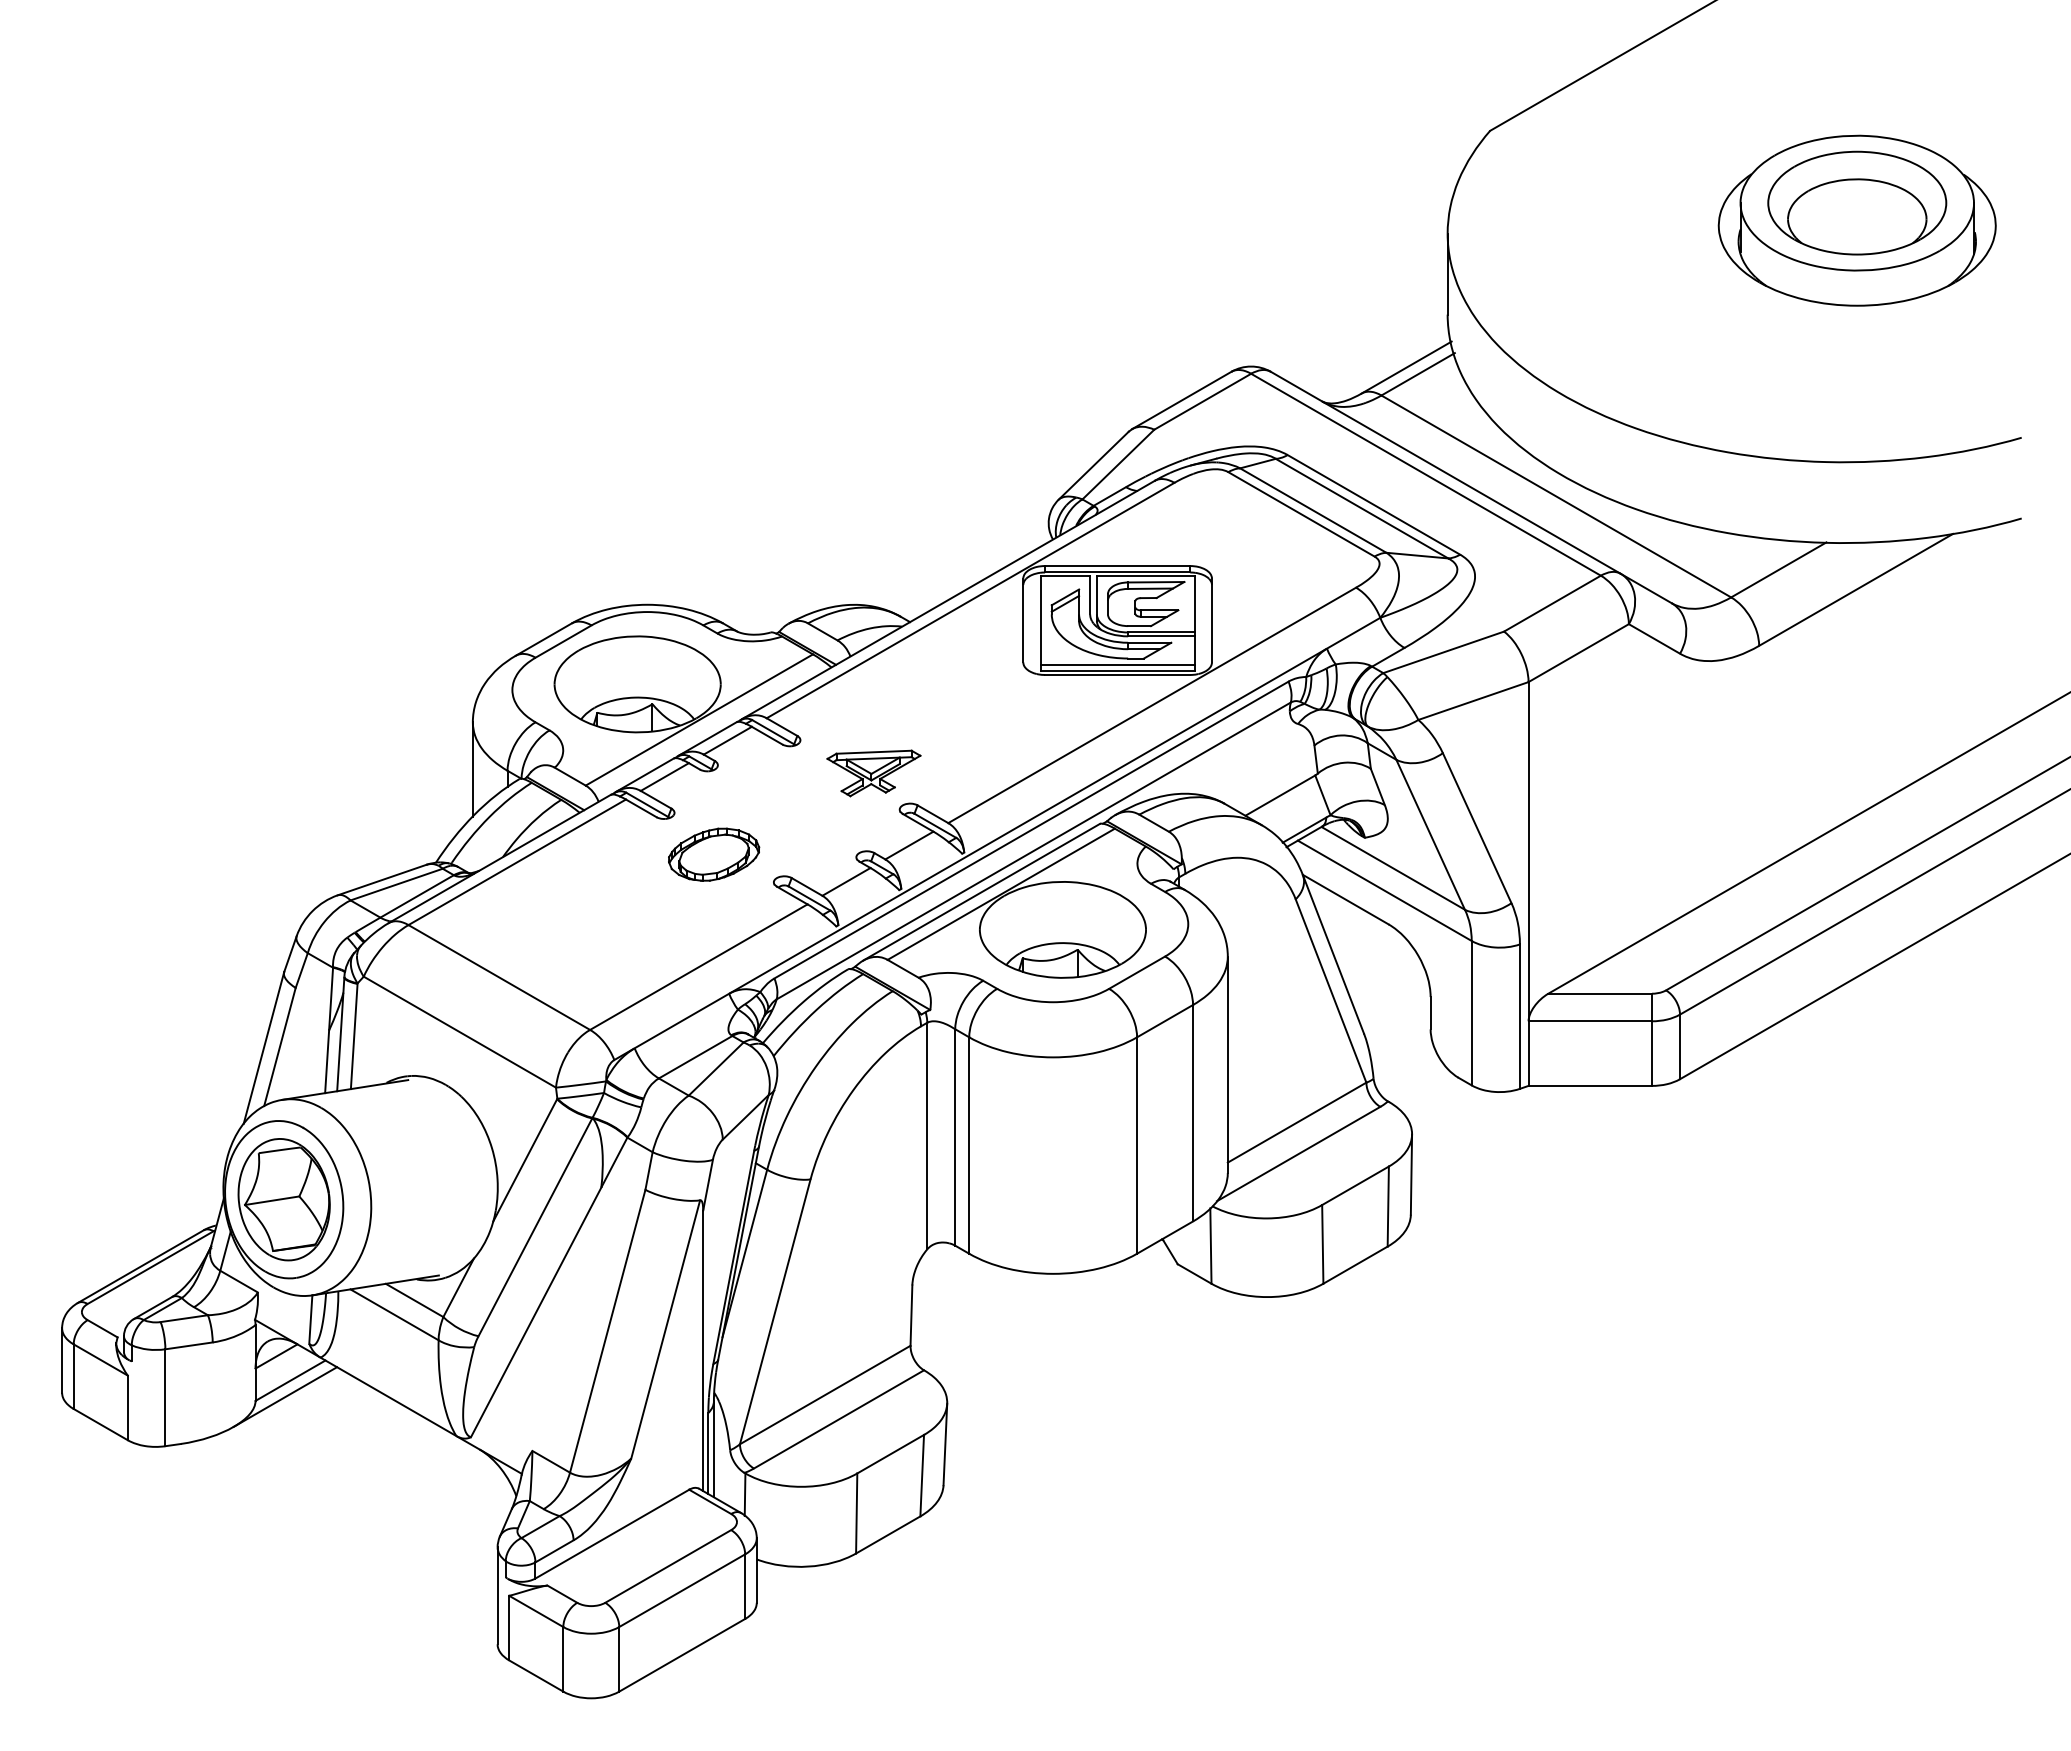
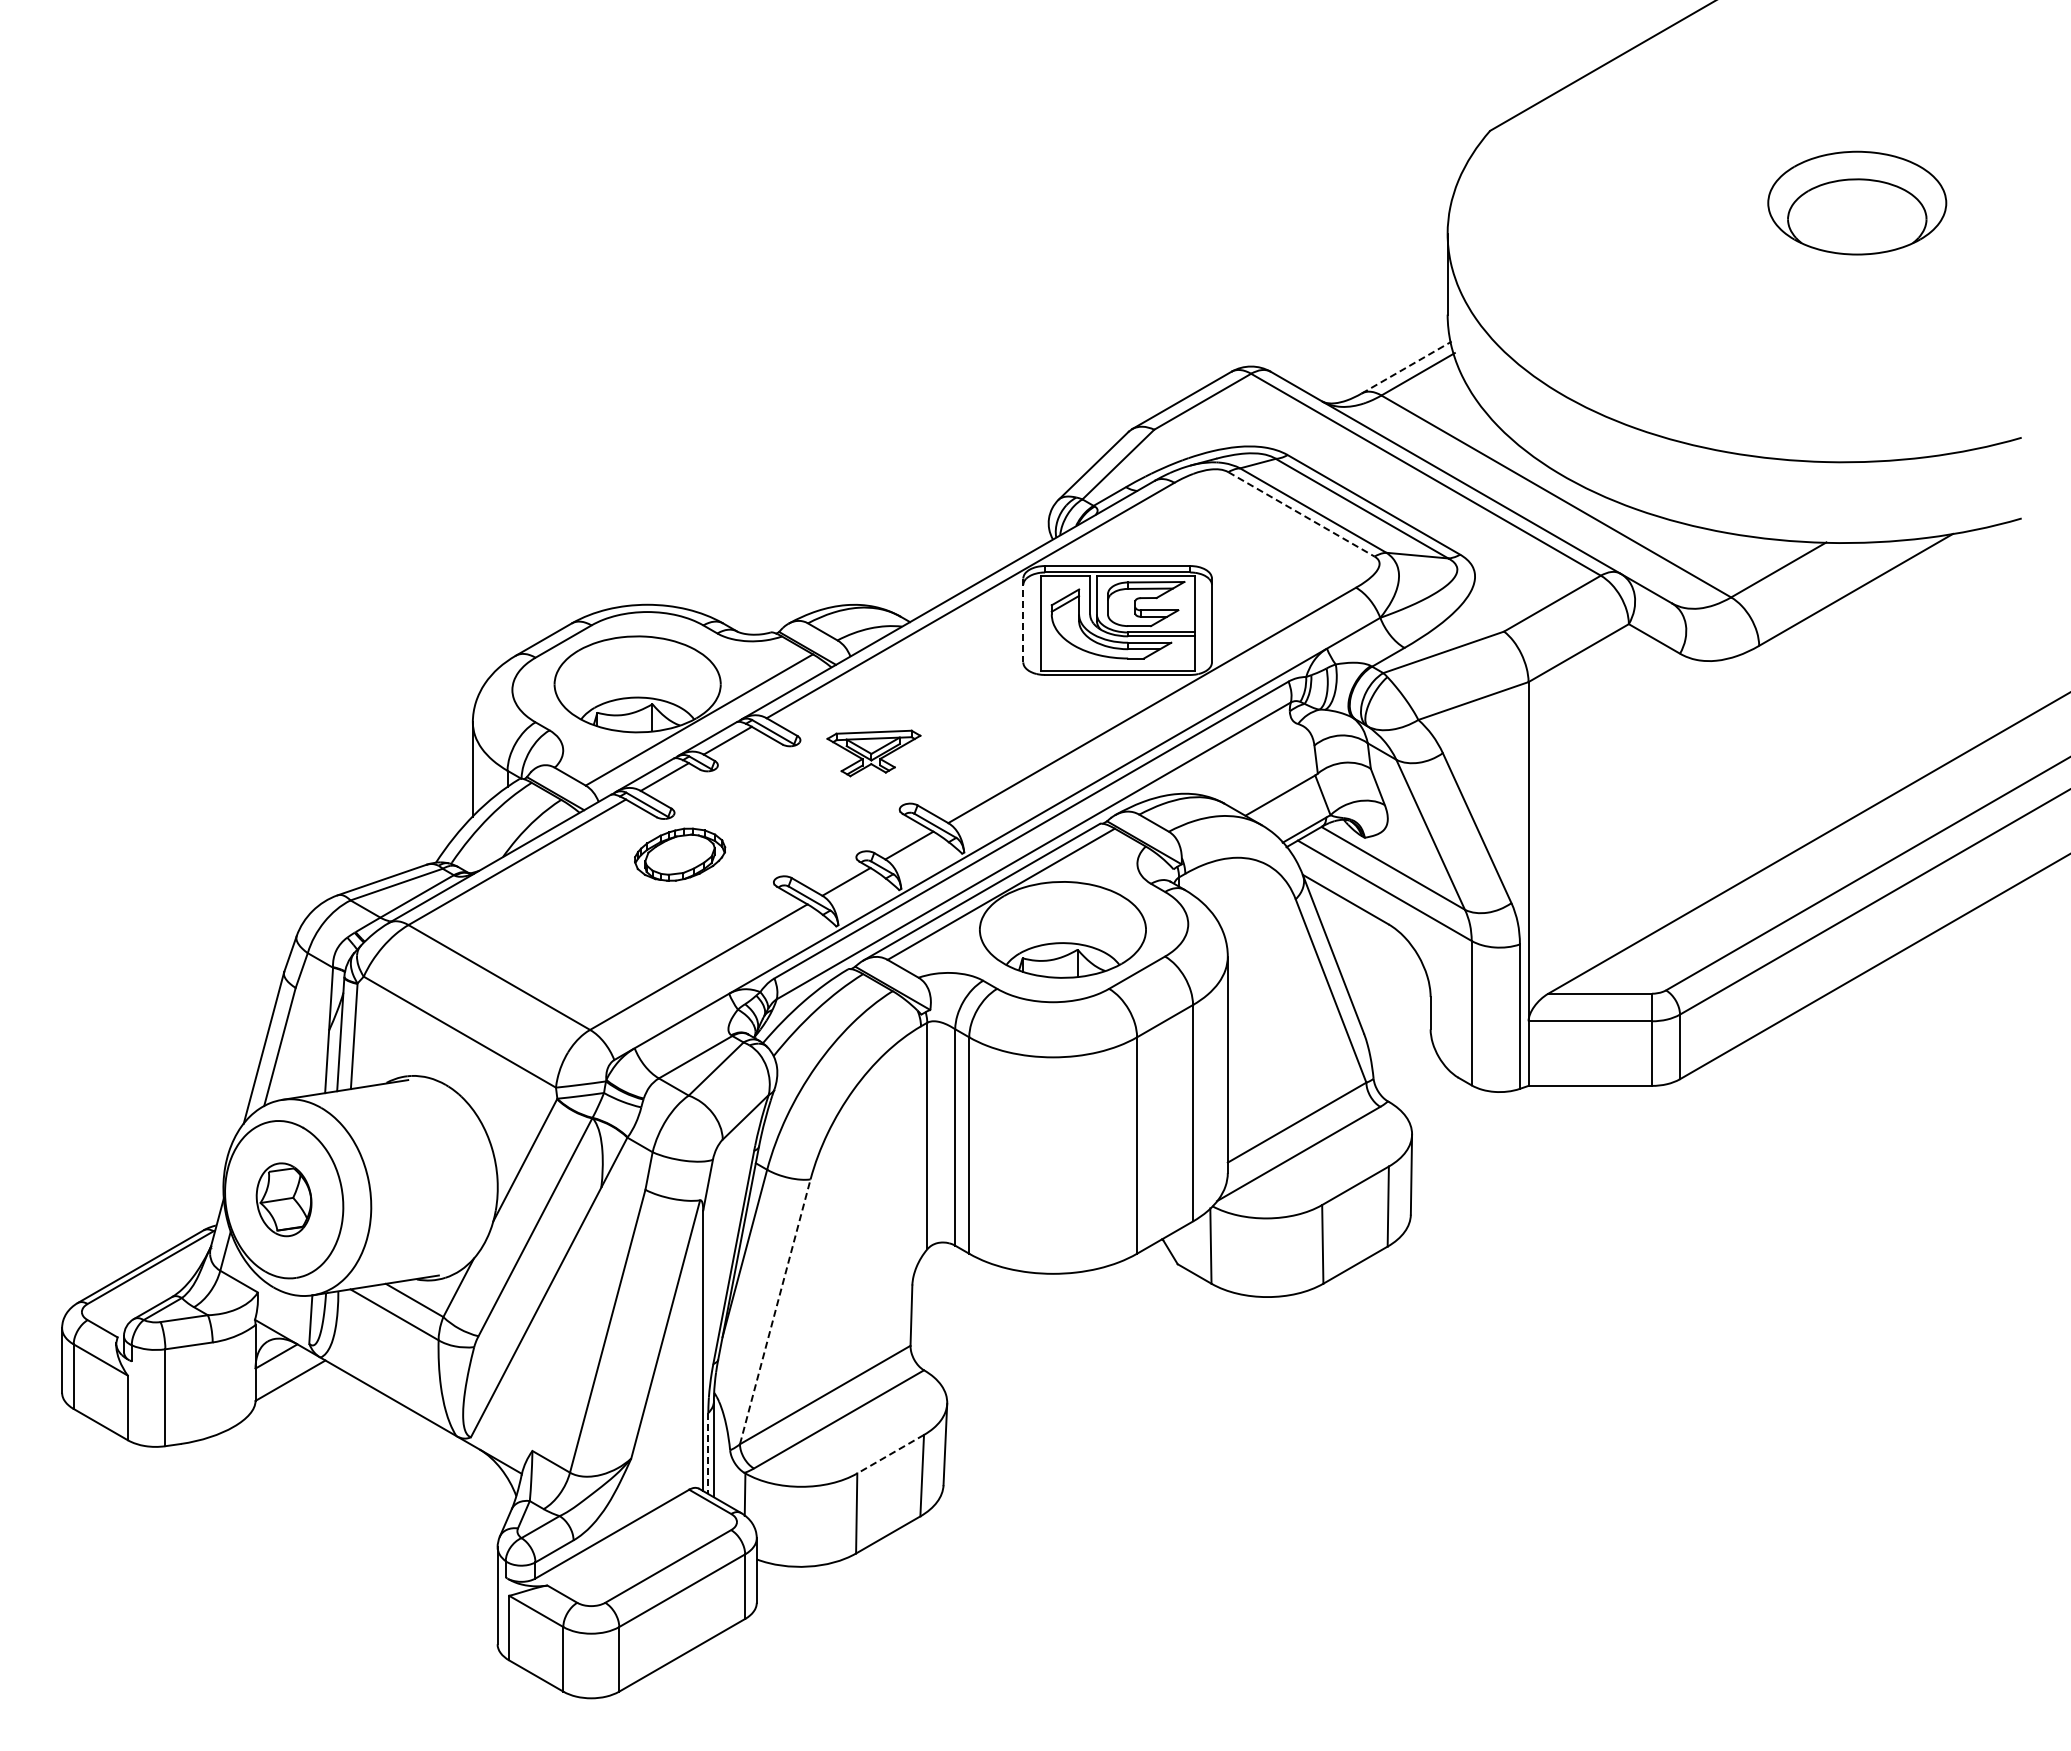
part: present -> none (1856, 220)
line: solid -> dashed (1406, 367)
line: solid -> dashed (1301, 514)
line: solid -> dashed (1023, 620)
line: present -> none (1117, 664)
part position: (873, 773) -> (873, 753) (873, 753)
part position: (714, 854) -> (680, 854) (680, 854)
part size: 94x124 px -> 58x76 px (283, 1199)
line: solid -> dashed (775, 1311)
line: present -> none (285, 1396)
line: solid -> dashed (708, 1453)
line: solid -> dashed (890, 1454)
